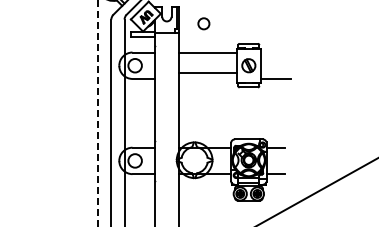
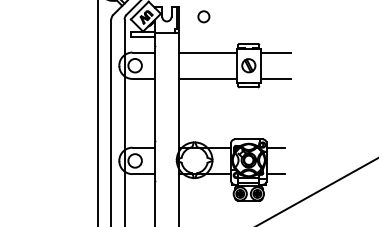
circle position: (203, 23) -> (203, 16) (203, 16)
line: none -> present (275, 52)
line position: (207, 72) -> (207, 78) (207, 78)
line: dashed -> solid (98, 113)
